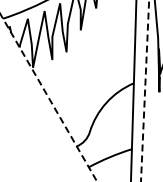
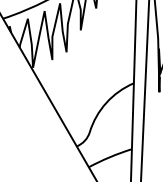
line: dashed -> solid (145, 91)
line: dashed -> solid (48, 97)
